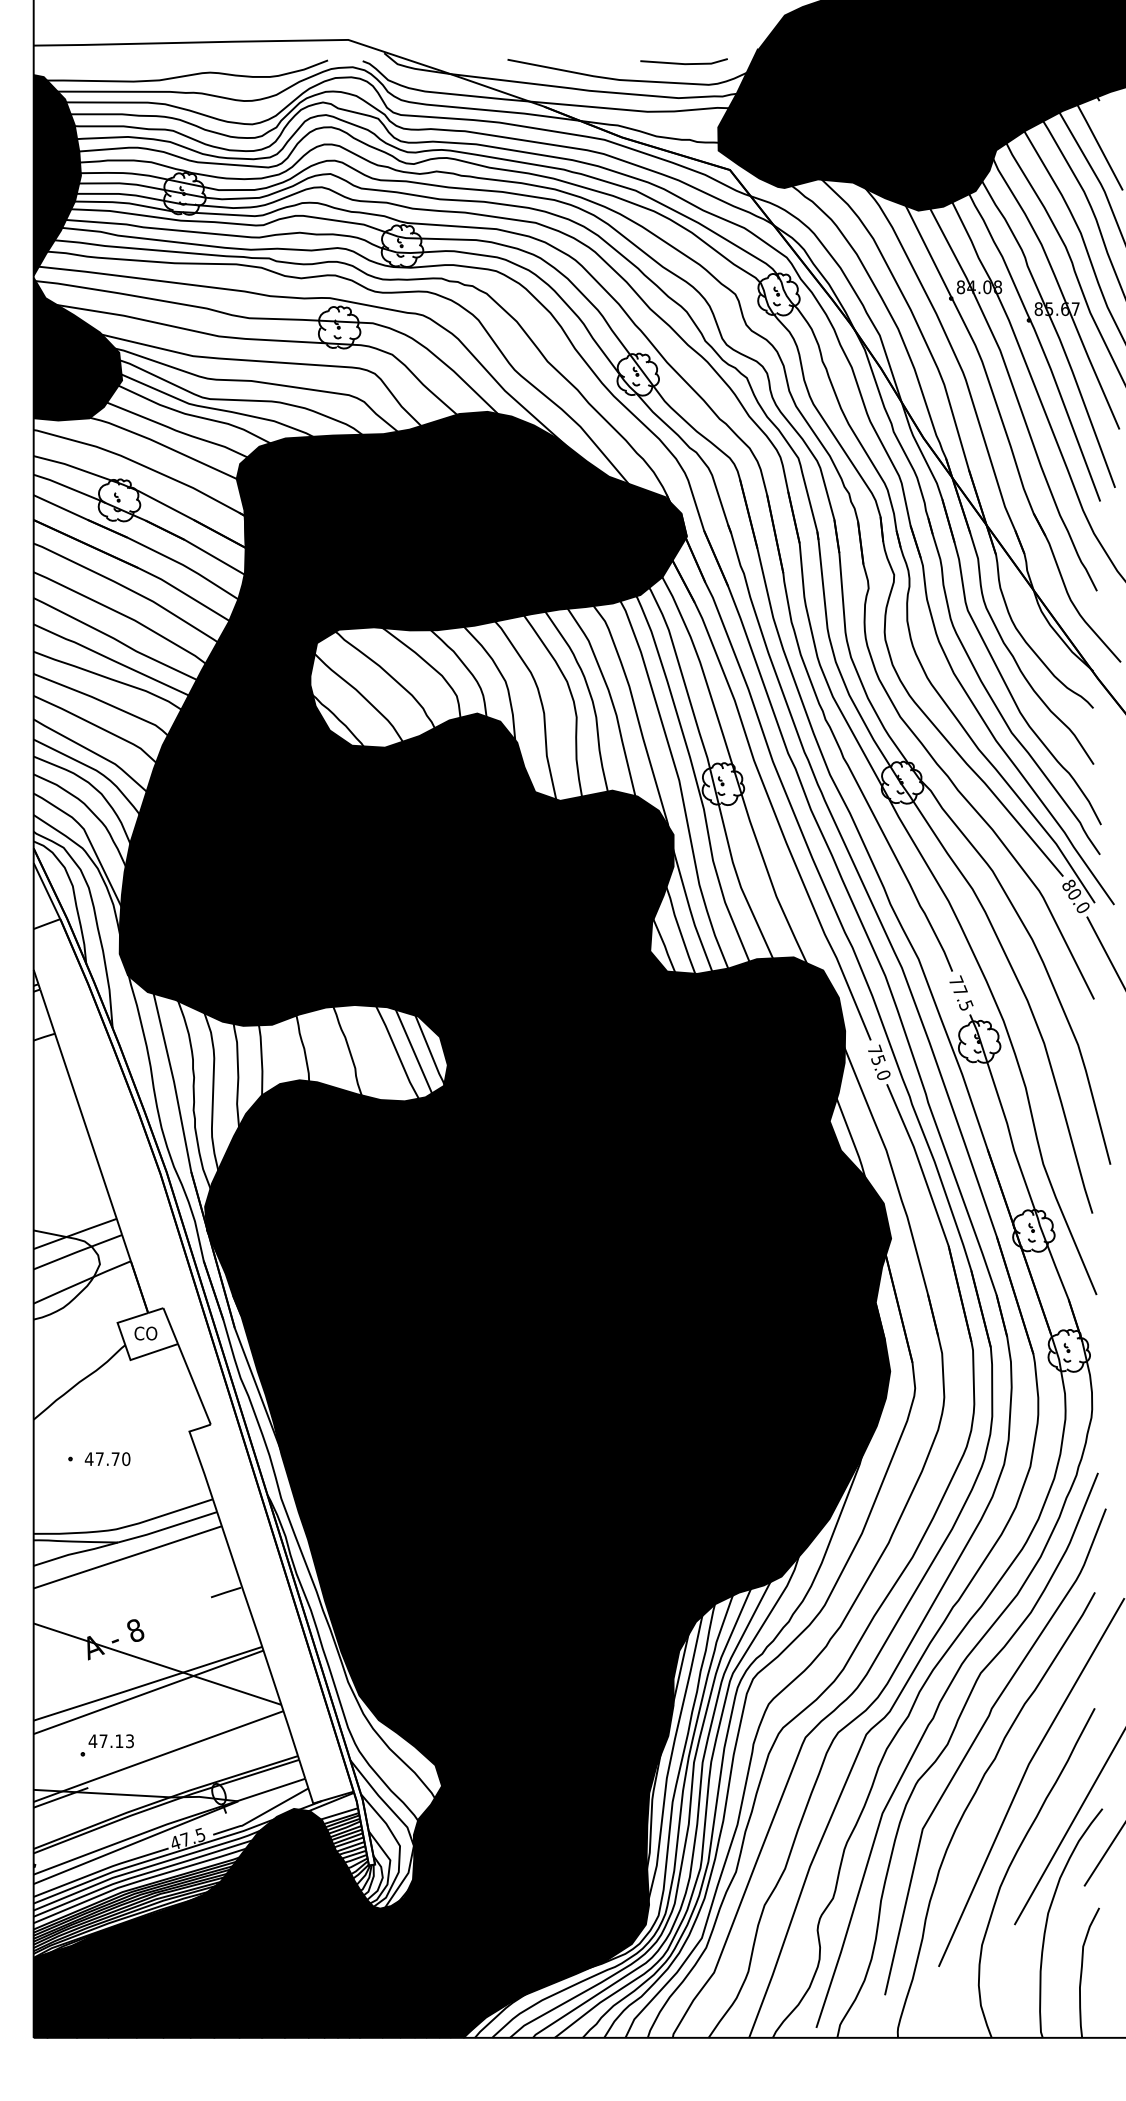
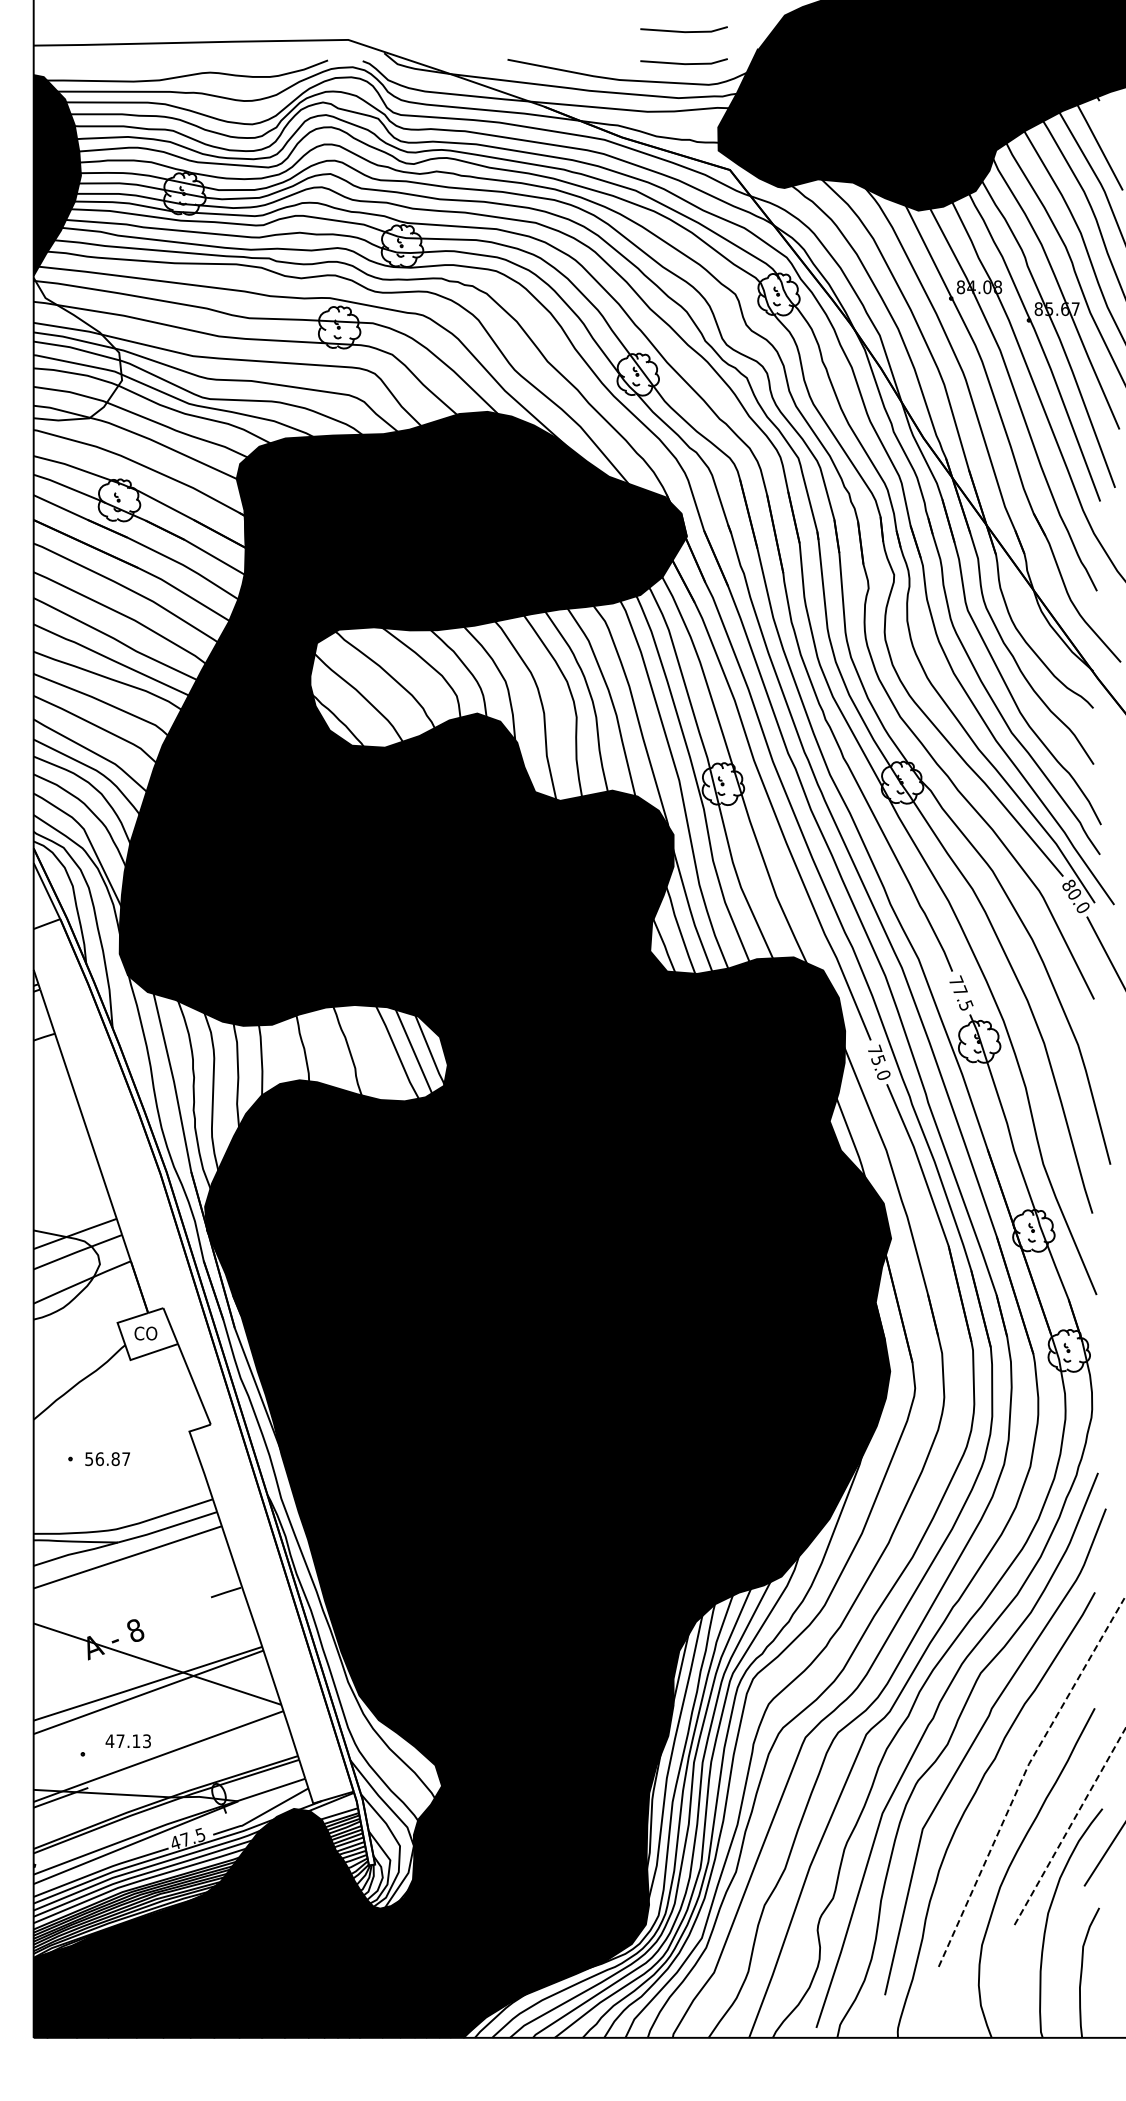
line: none -> present (683, 31)
fill: present -> none (77, 348)
text: 47.70 -> 56.87 (107, 1459)
text position: (110, 1741) -> (127, 1741) (127, 1741)
line: solid -> dashed (1023, 1776)
line: solid -> dashed (1070, 1826)
